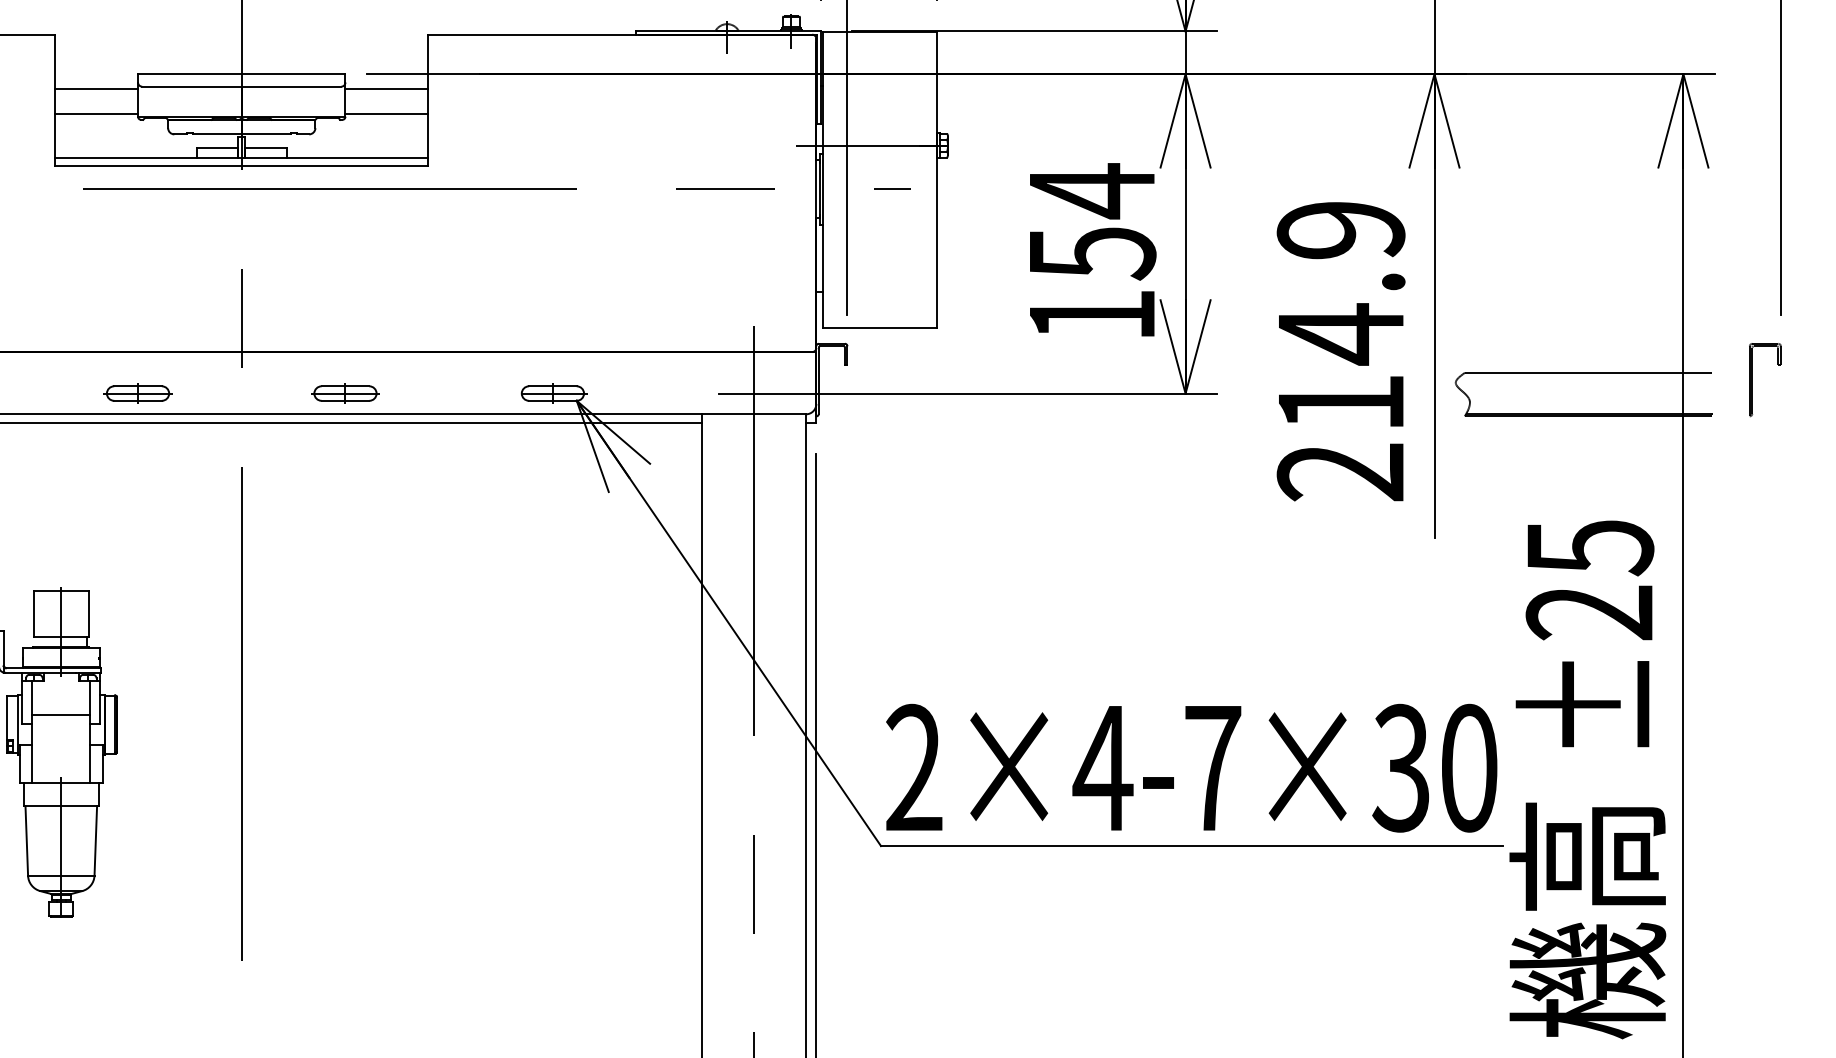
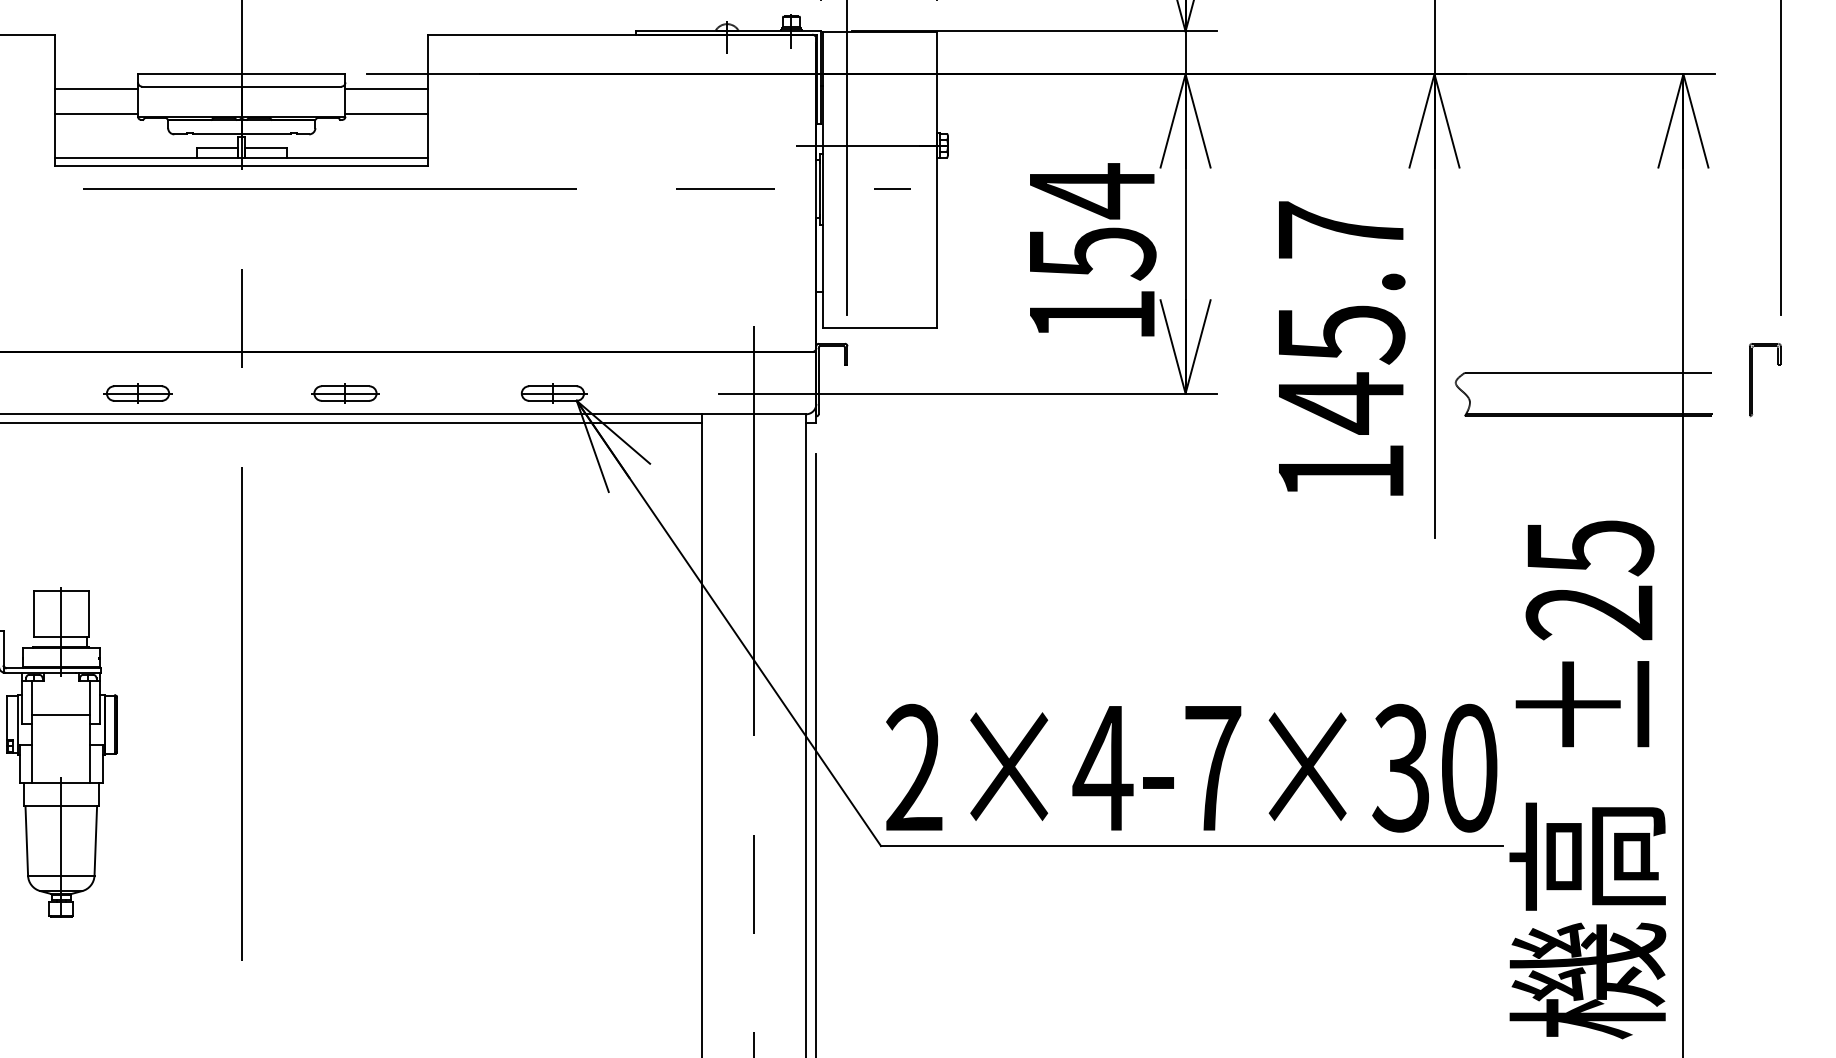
text: 214.9 -> 145.7 (1340, 351)
